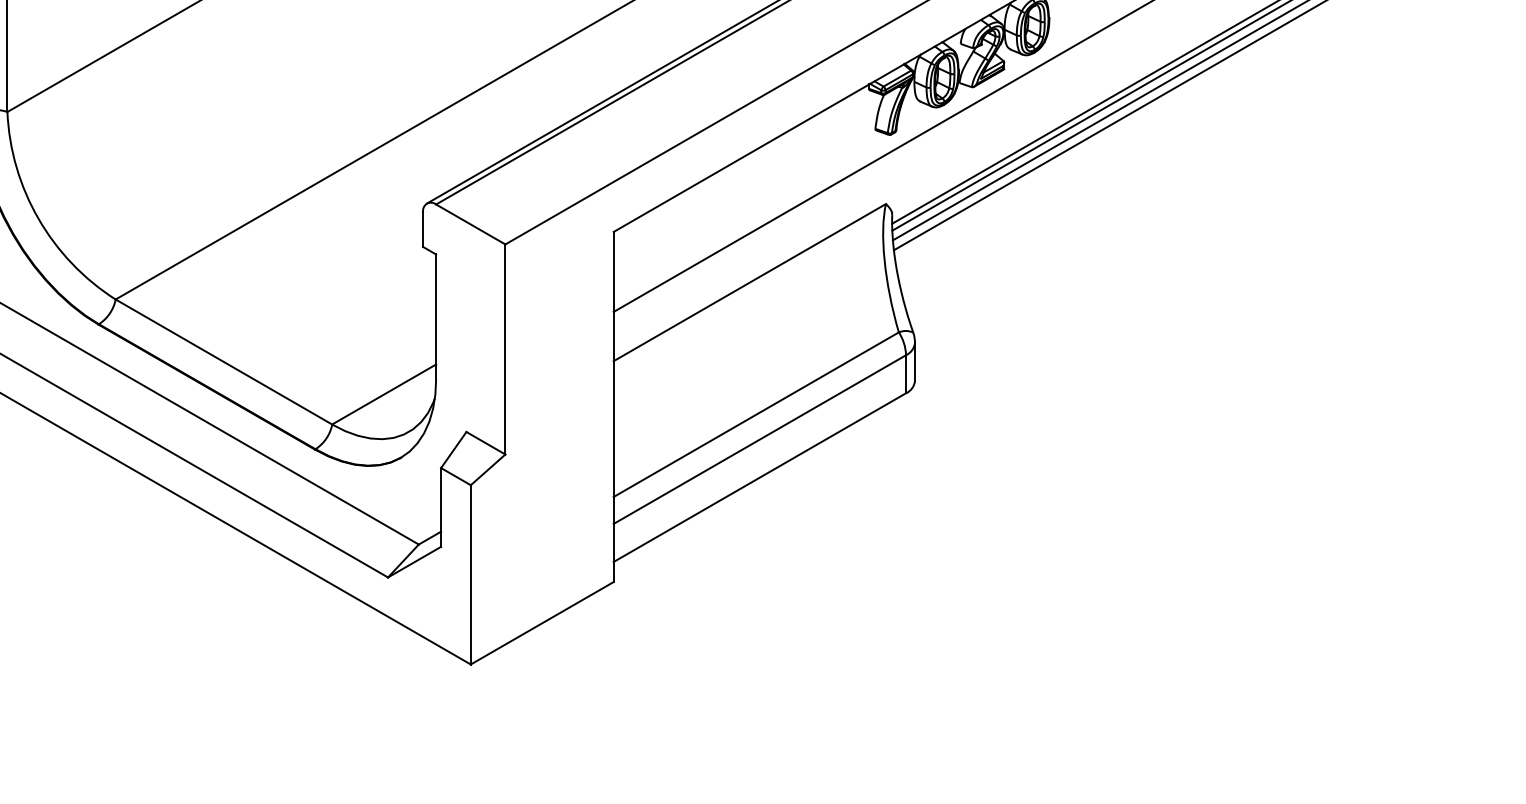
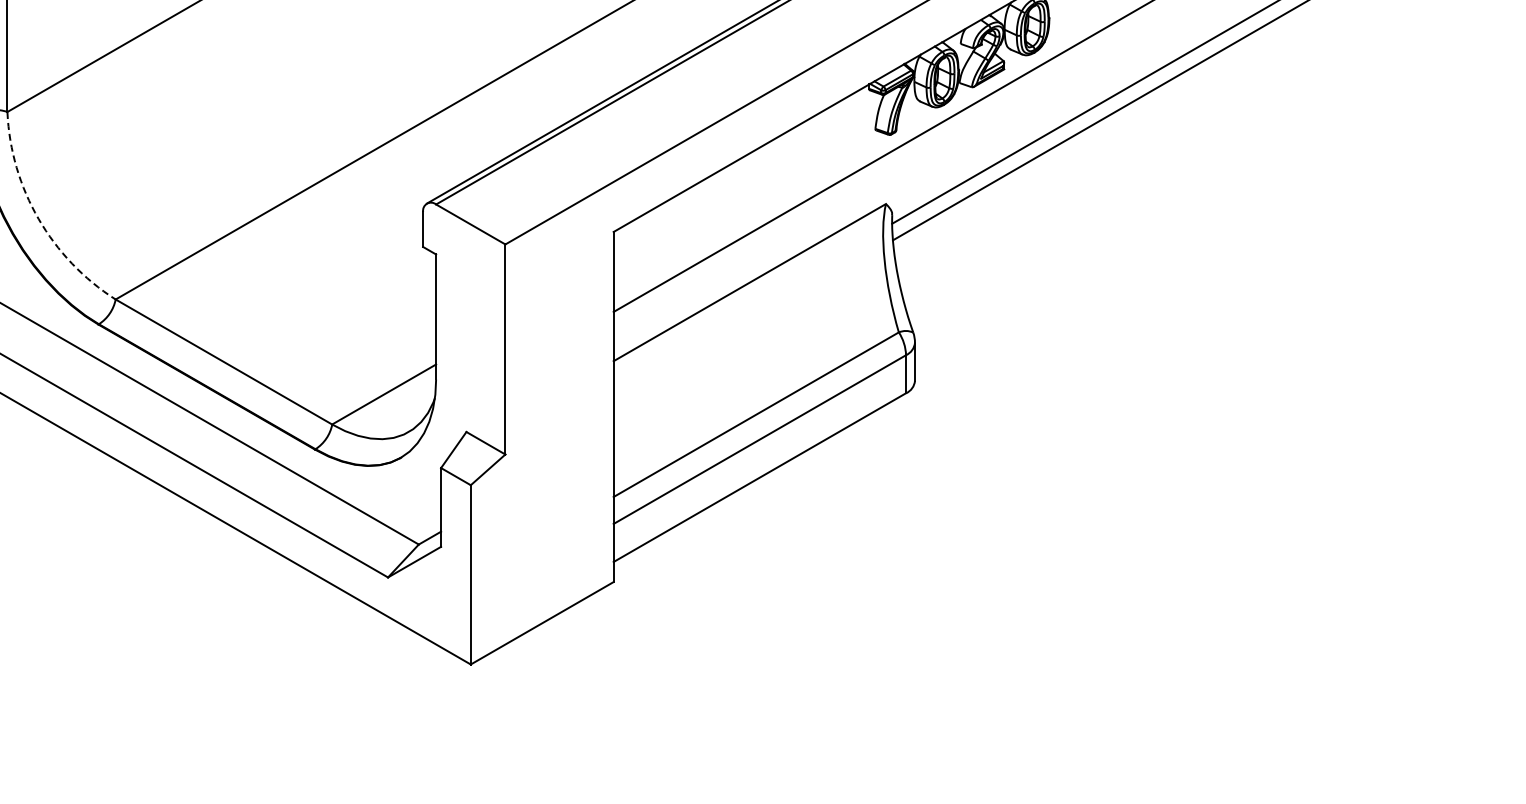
line: present -> none (1090, 116)
line: present -> none (1108, 126)
arc: solid -> dashed (38, 219)
